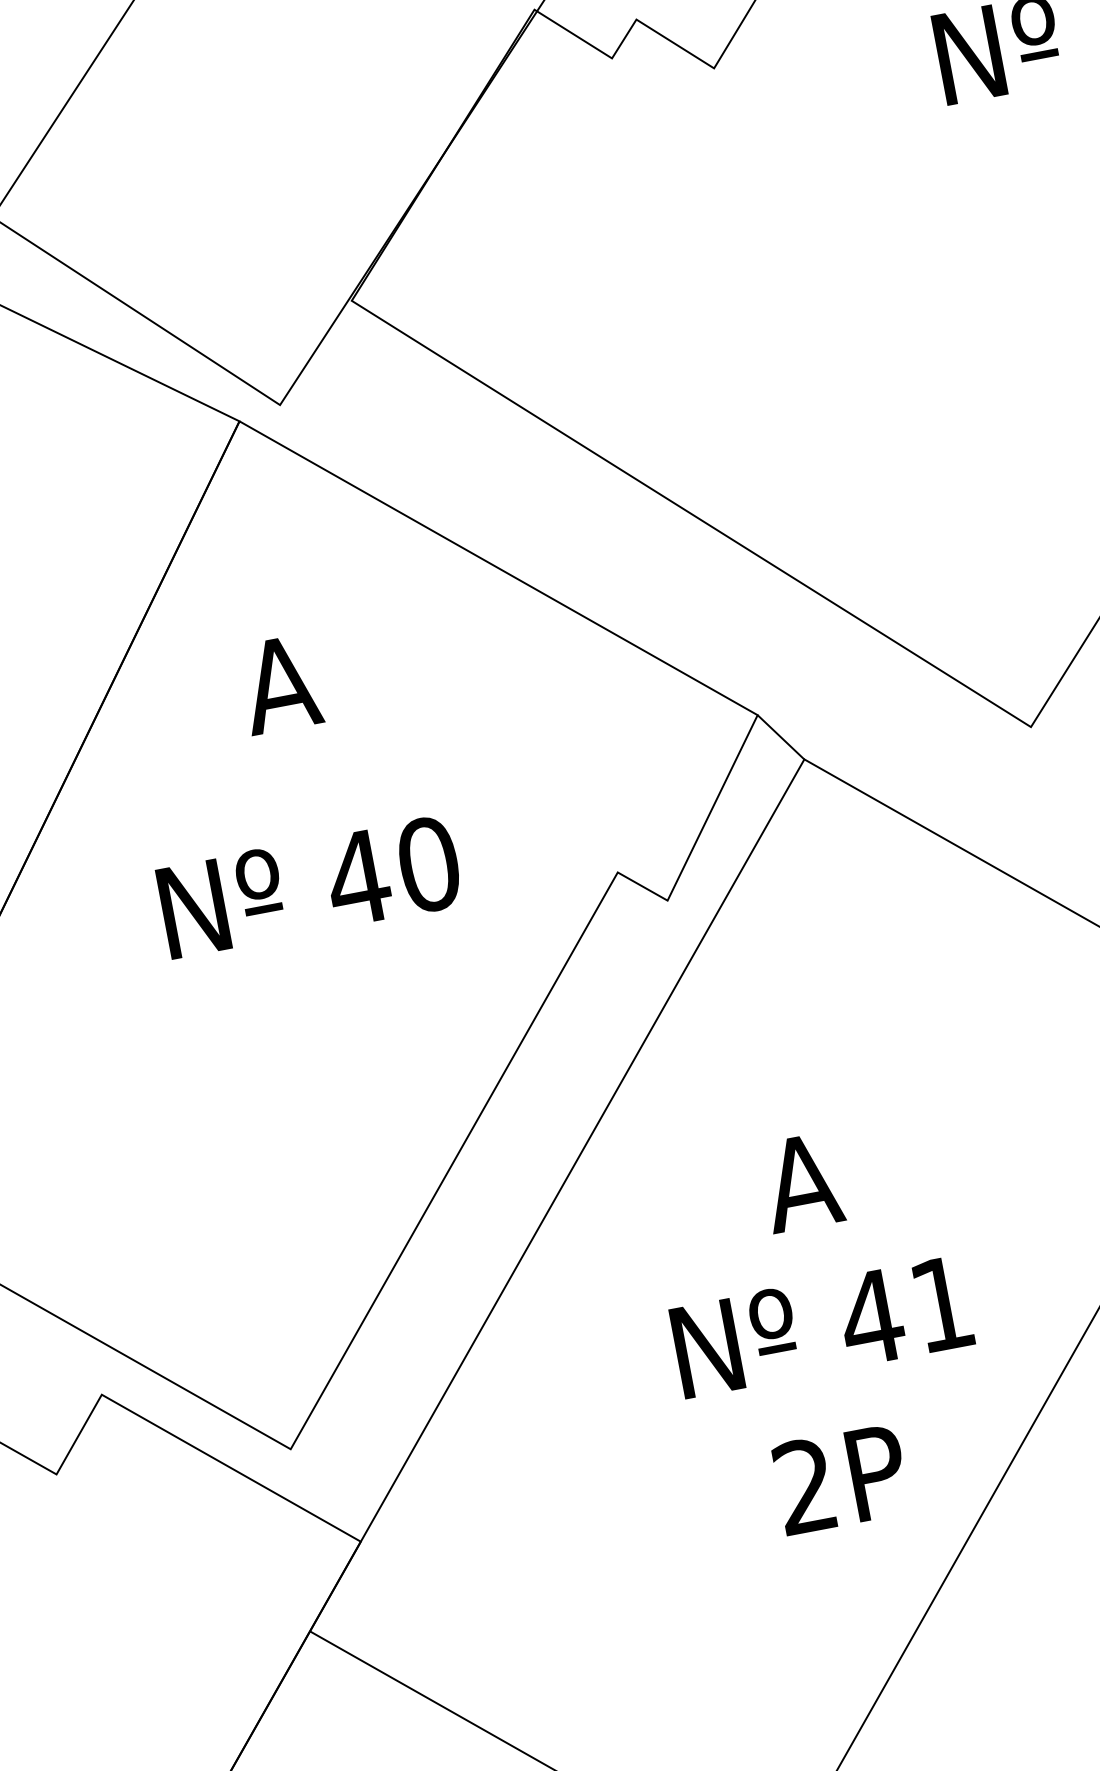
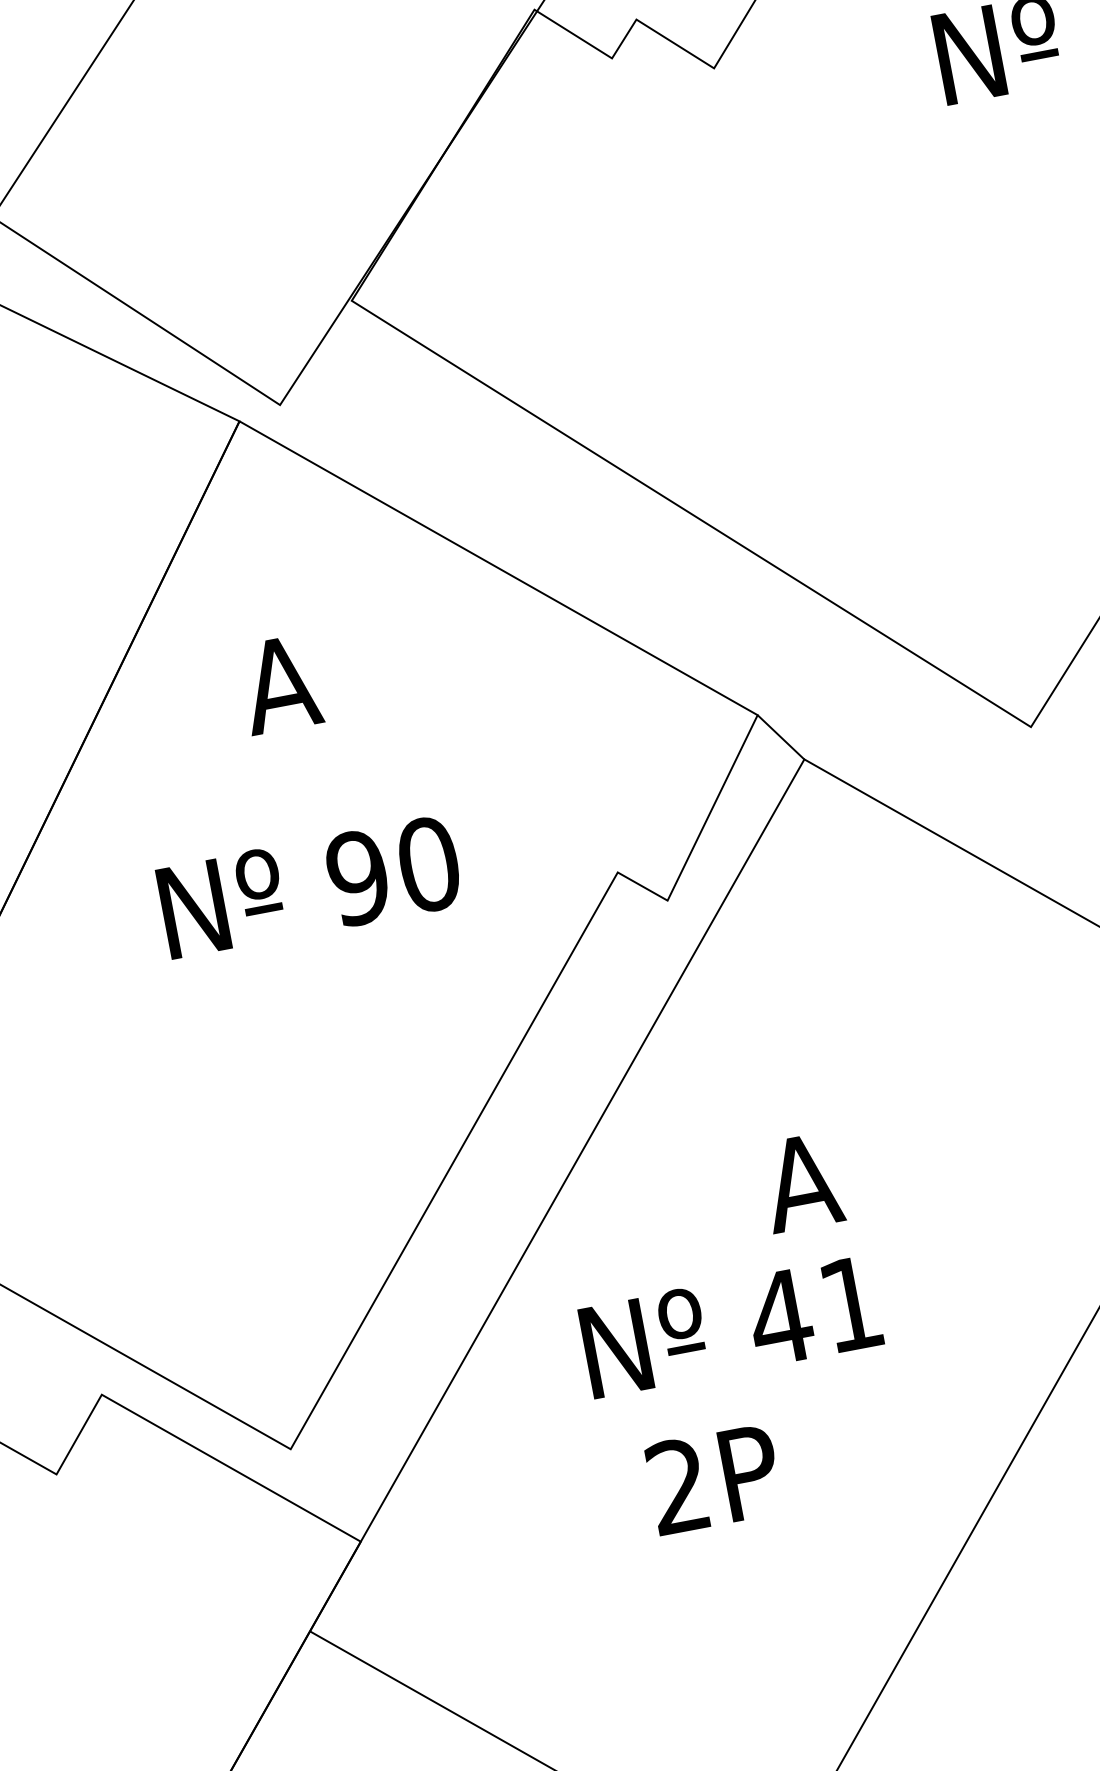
text: 40 -> 90 (358, 877)
text position: (821, 1328) -> (730, 1328) (730, 1328)
text position: (836, 1481) -> (709, 1481) (709, 1481)
